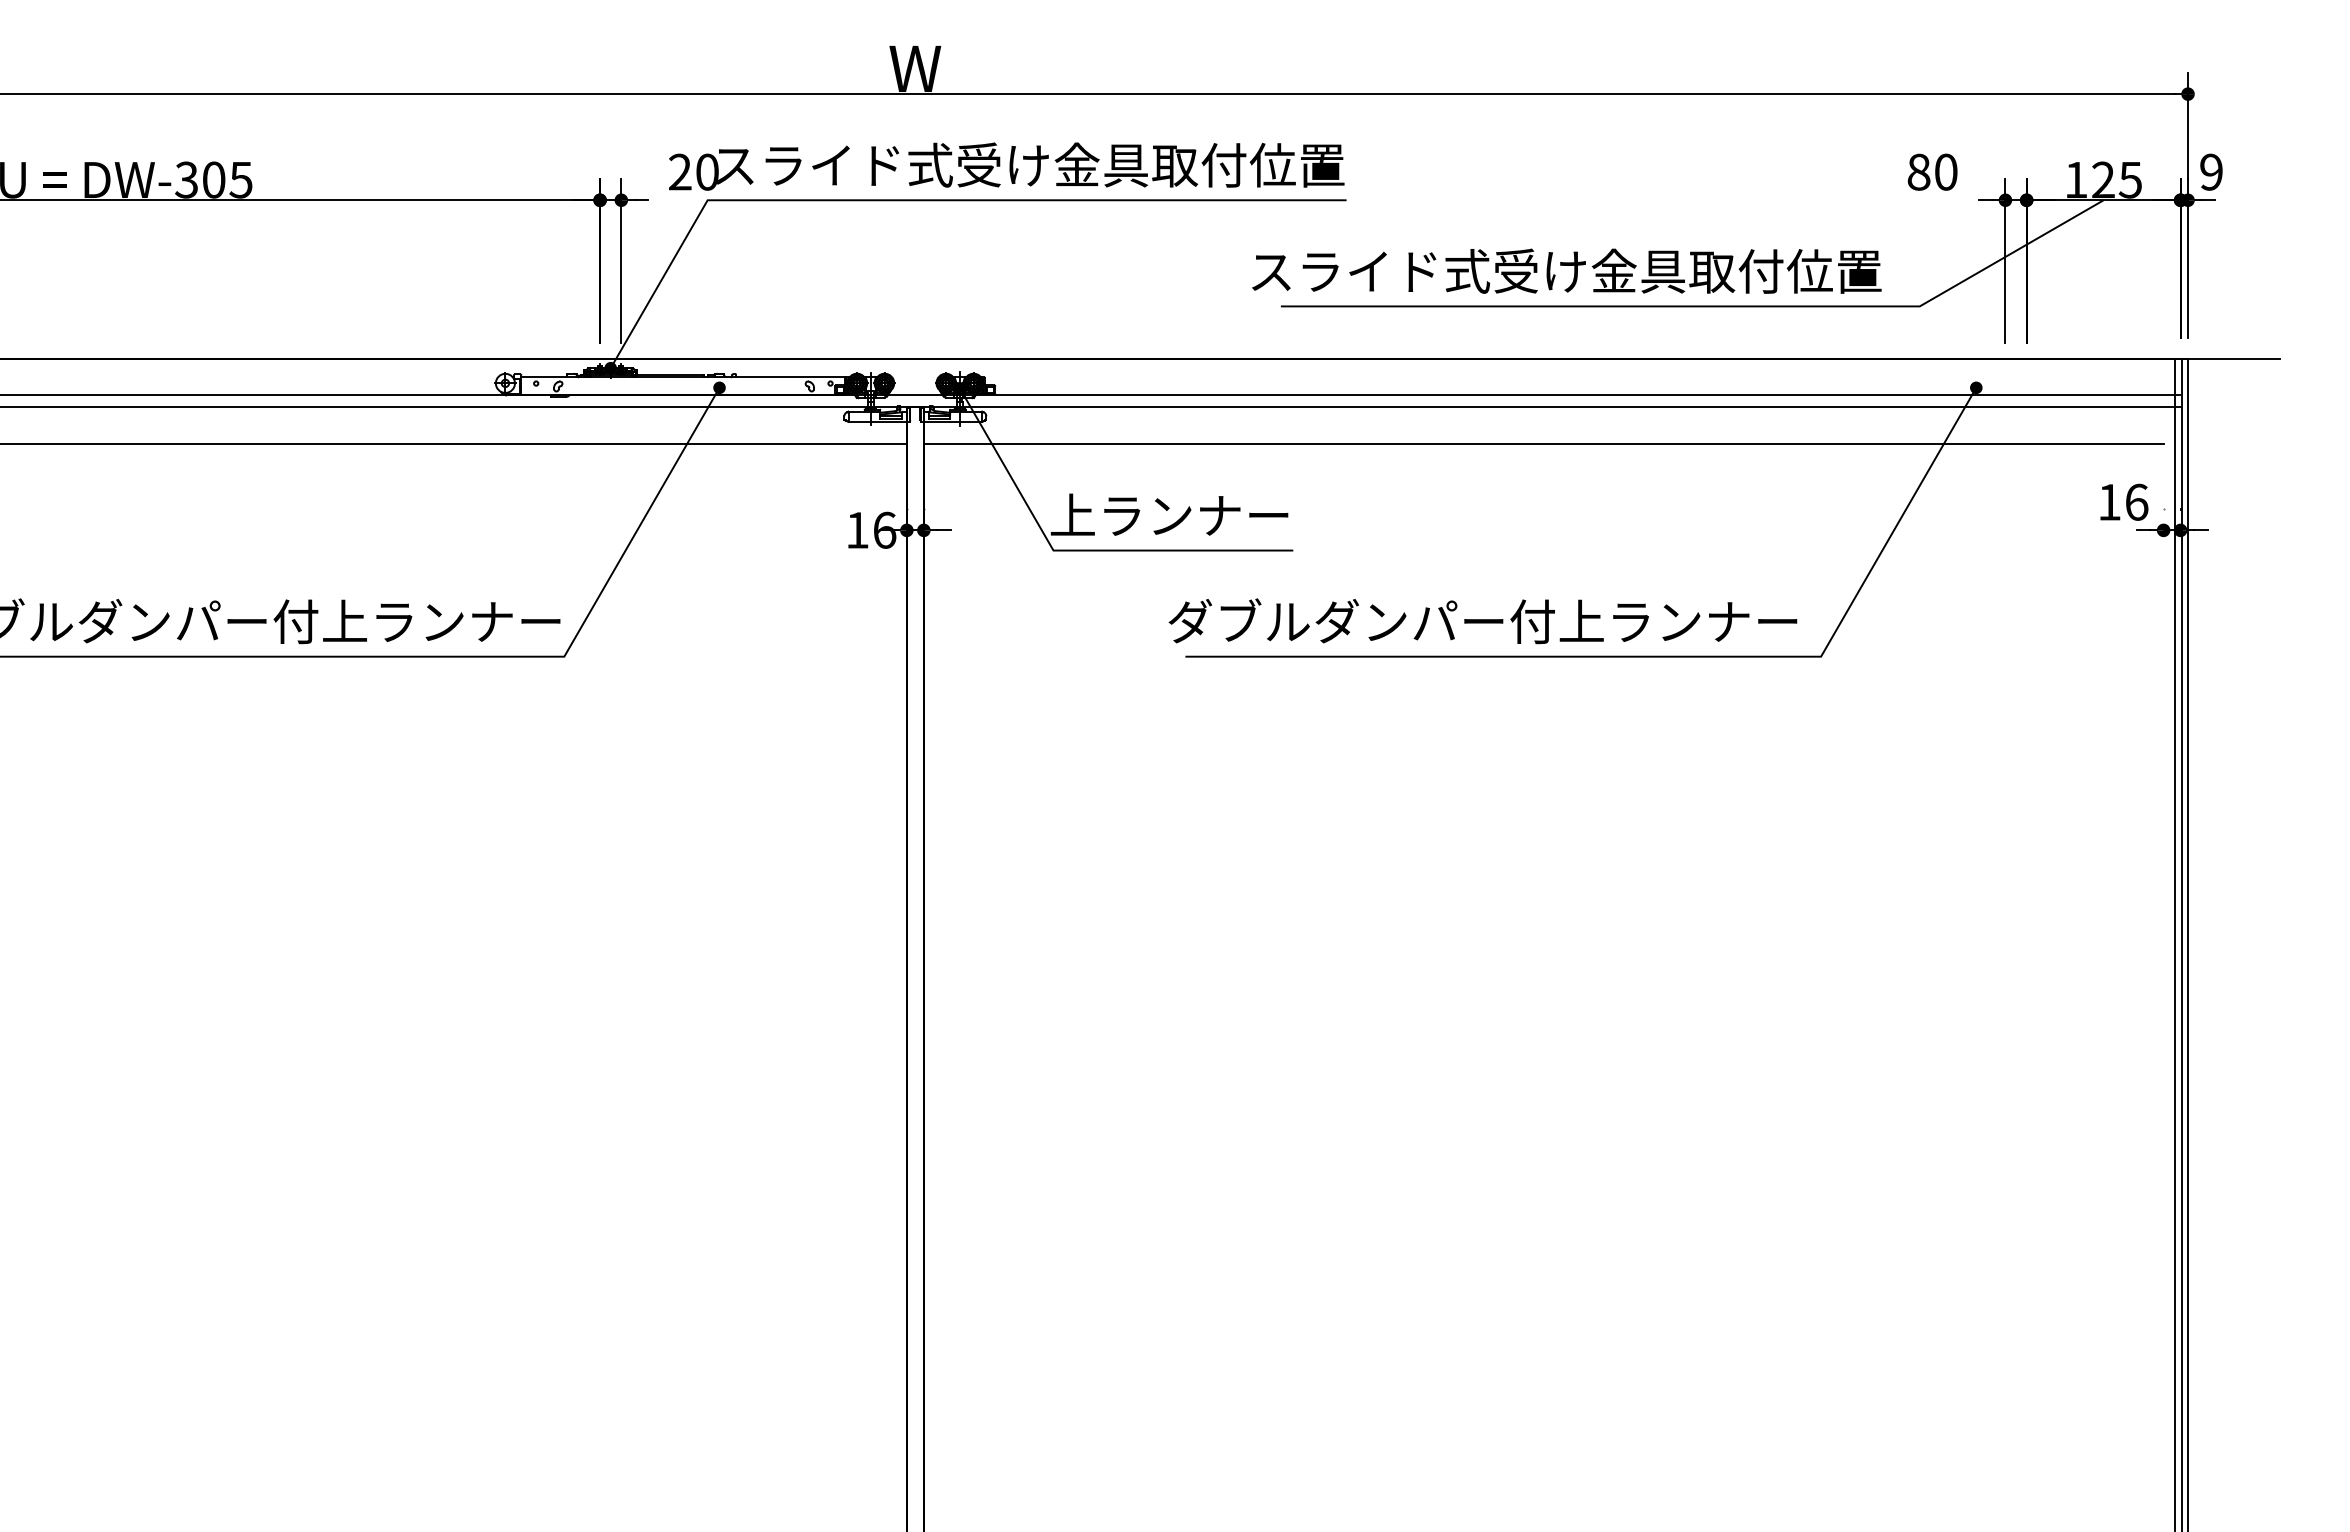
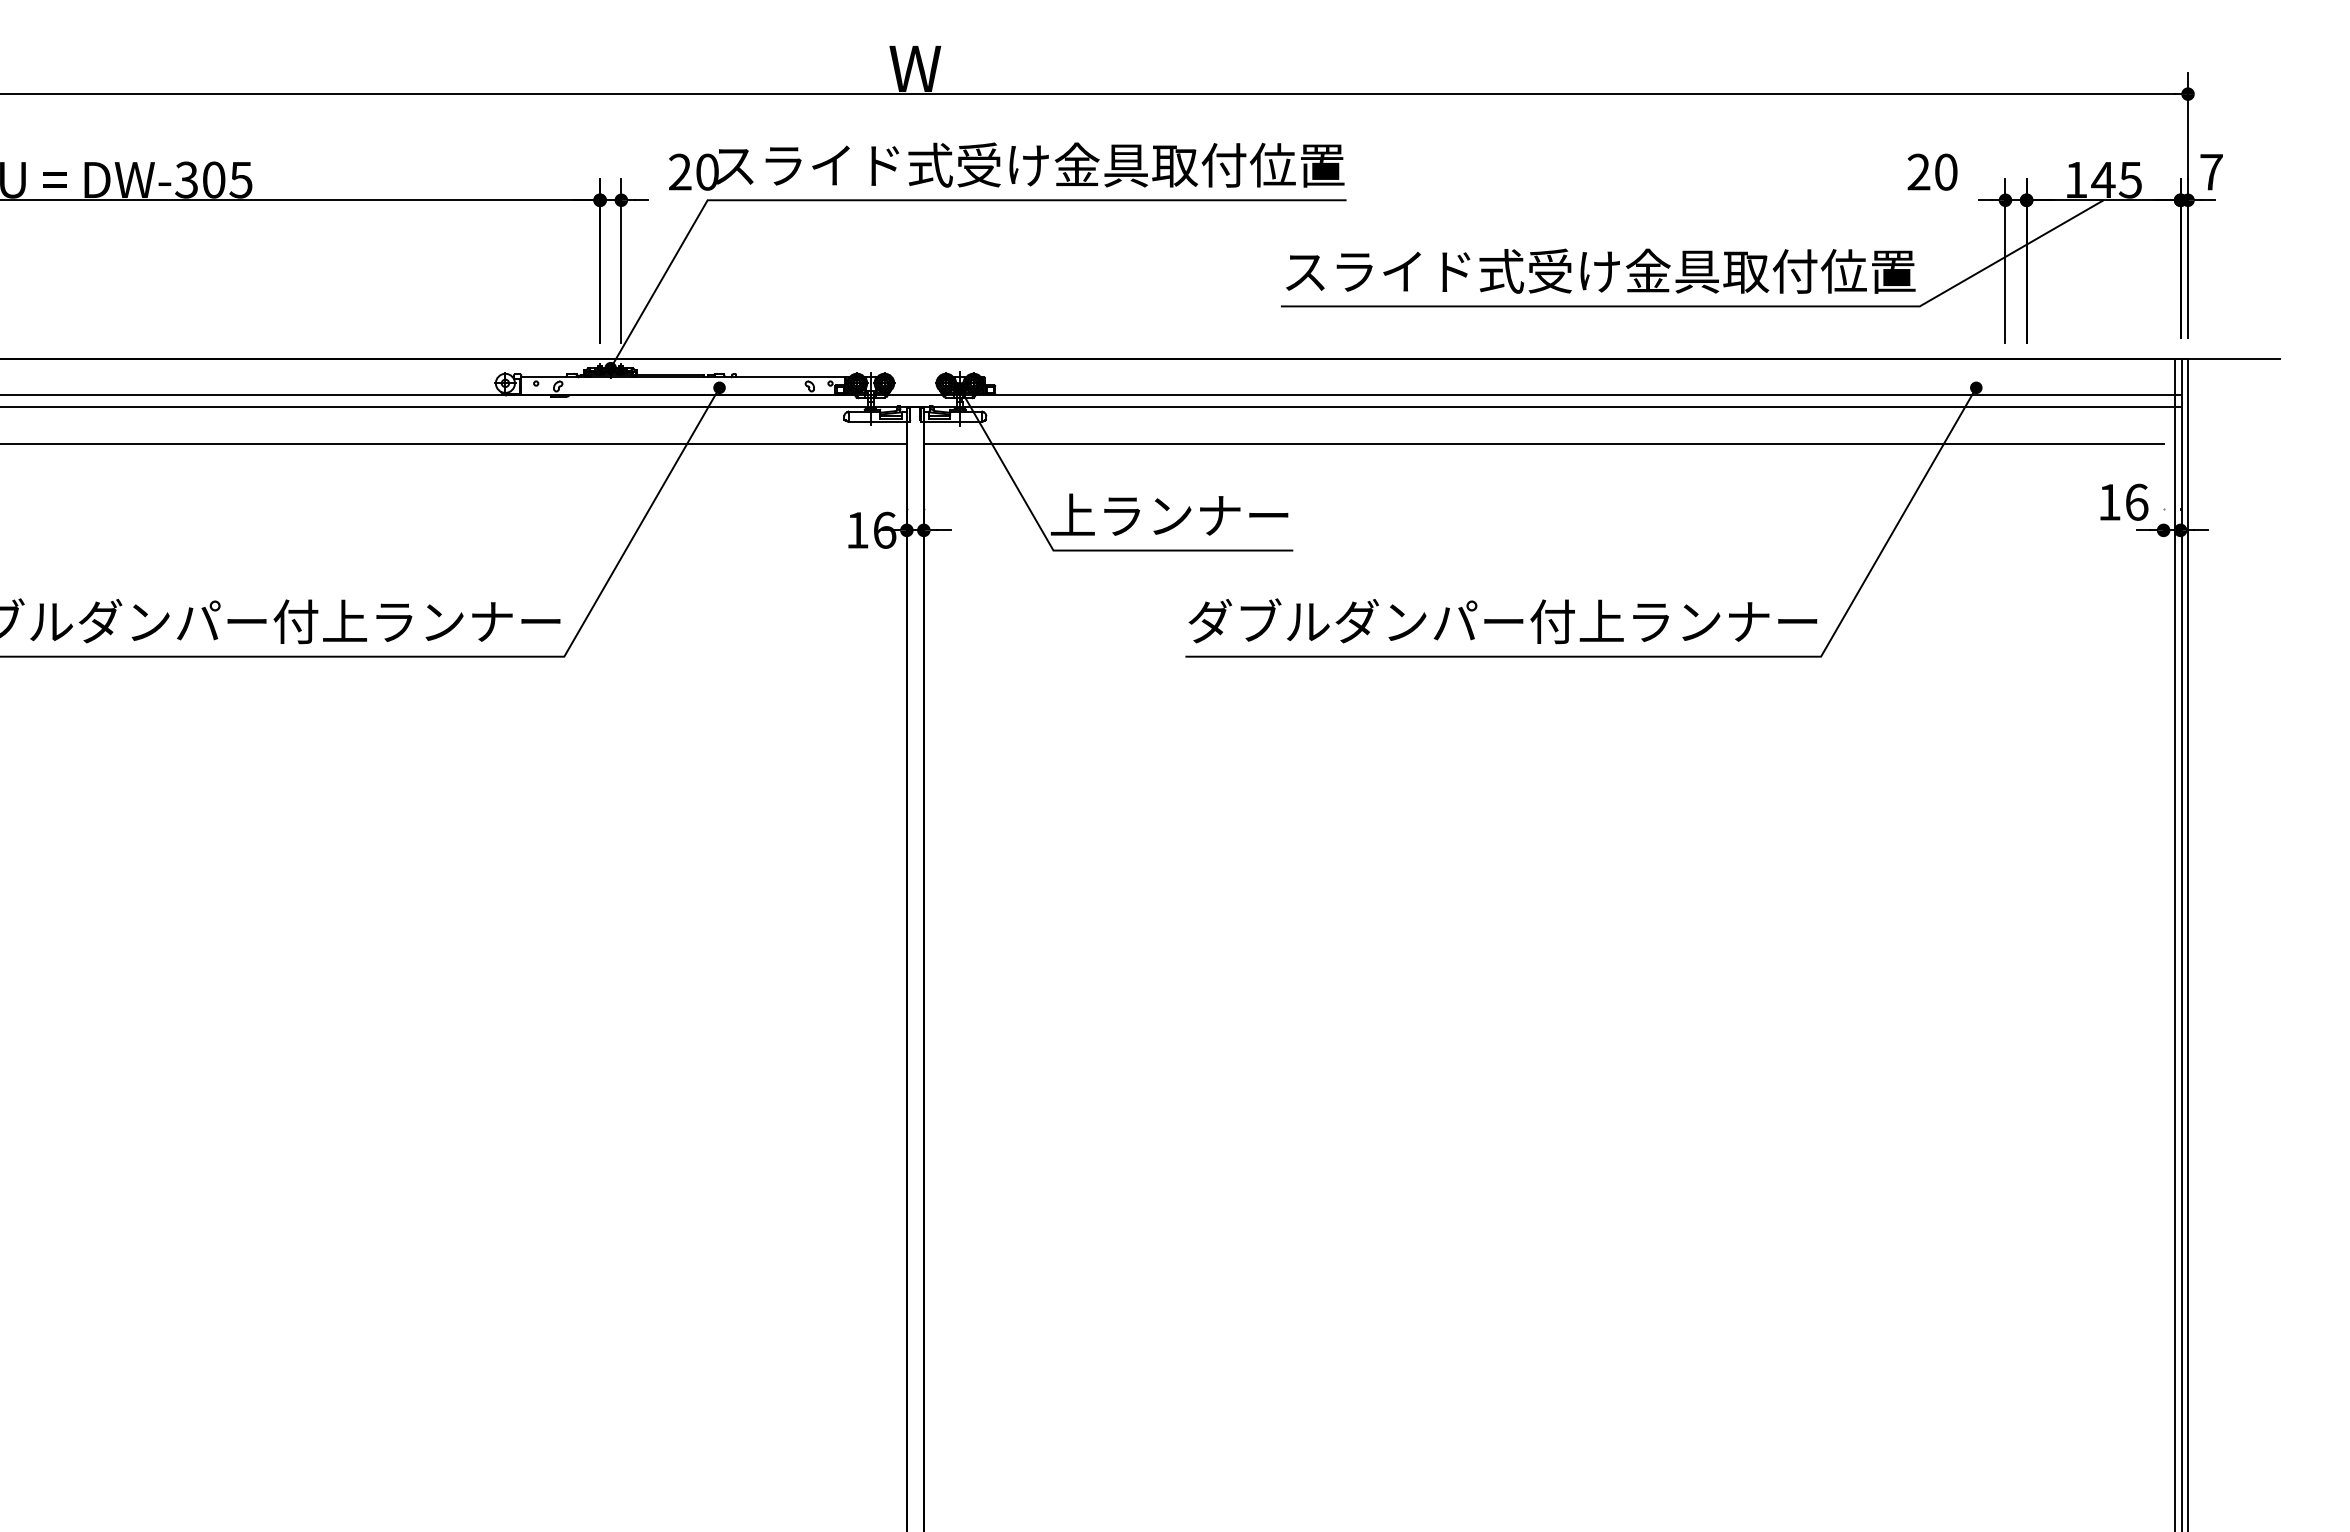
text: 80 -> 20 (1918, 171)
text: 9 -> 7 (2211, 171)
text: 125 -> 145 (2103, 179)
text position: (1566, 270) -> (1600, 270) (1600, 270)
text position: (1482, 621) -> (1502, 621) (1502, 621)
